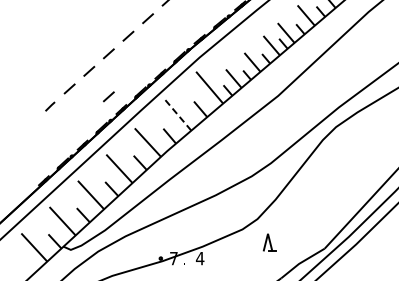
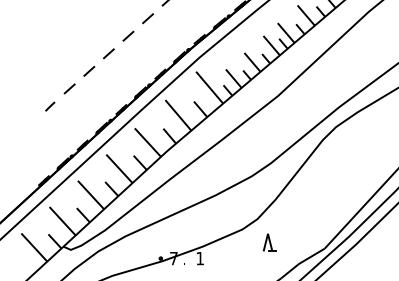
line: present -> none (108, 96)
line: dashed -> solid (178, 115)
text: 4 -> 1 (199, 258)
